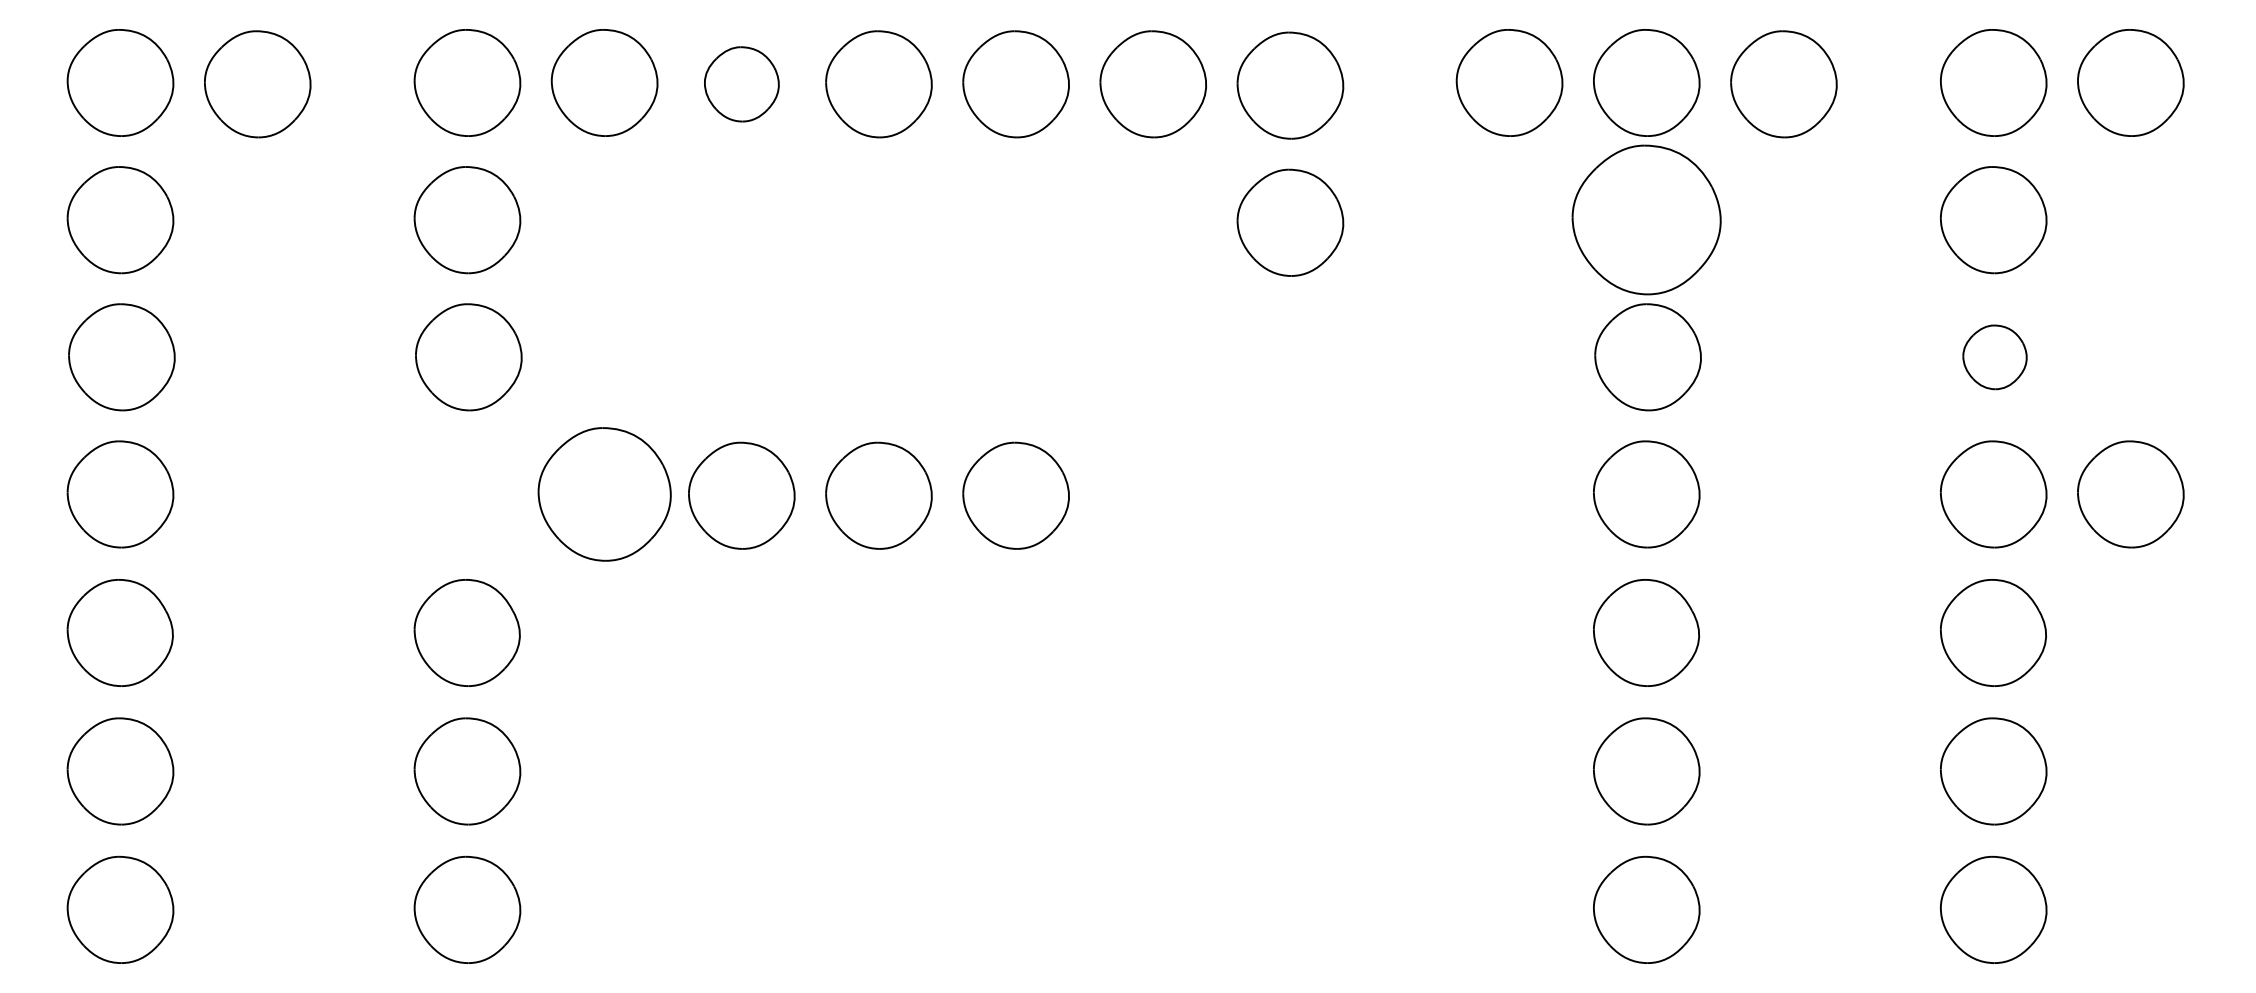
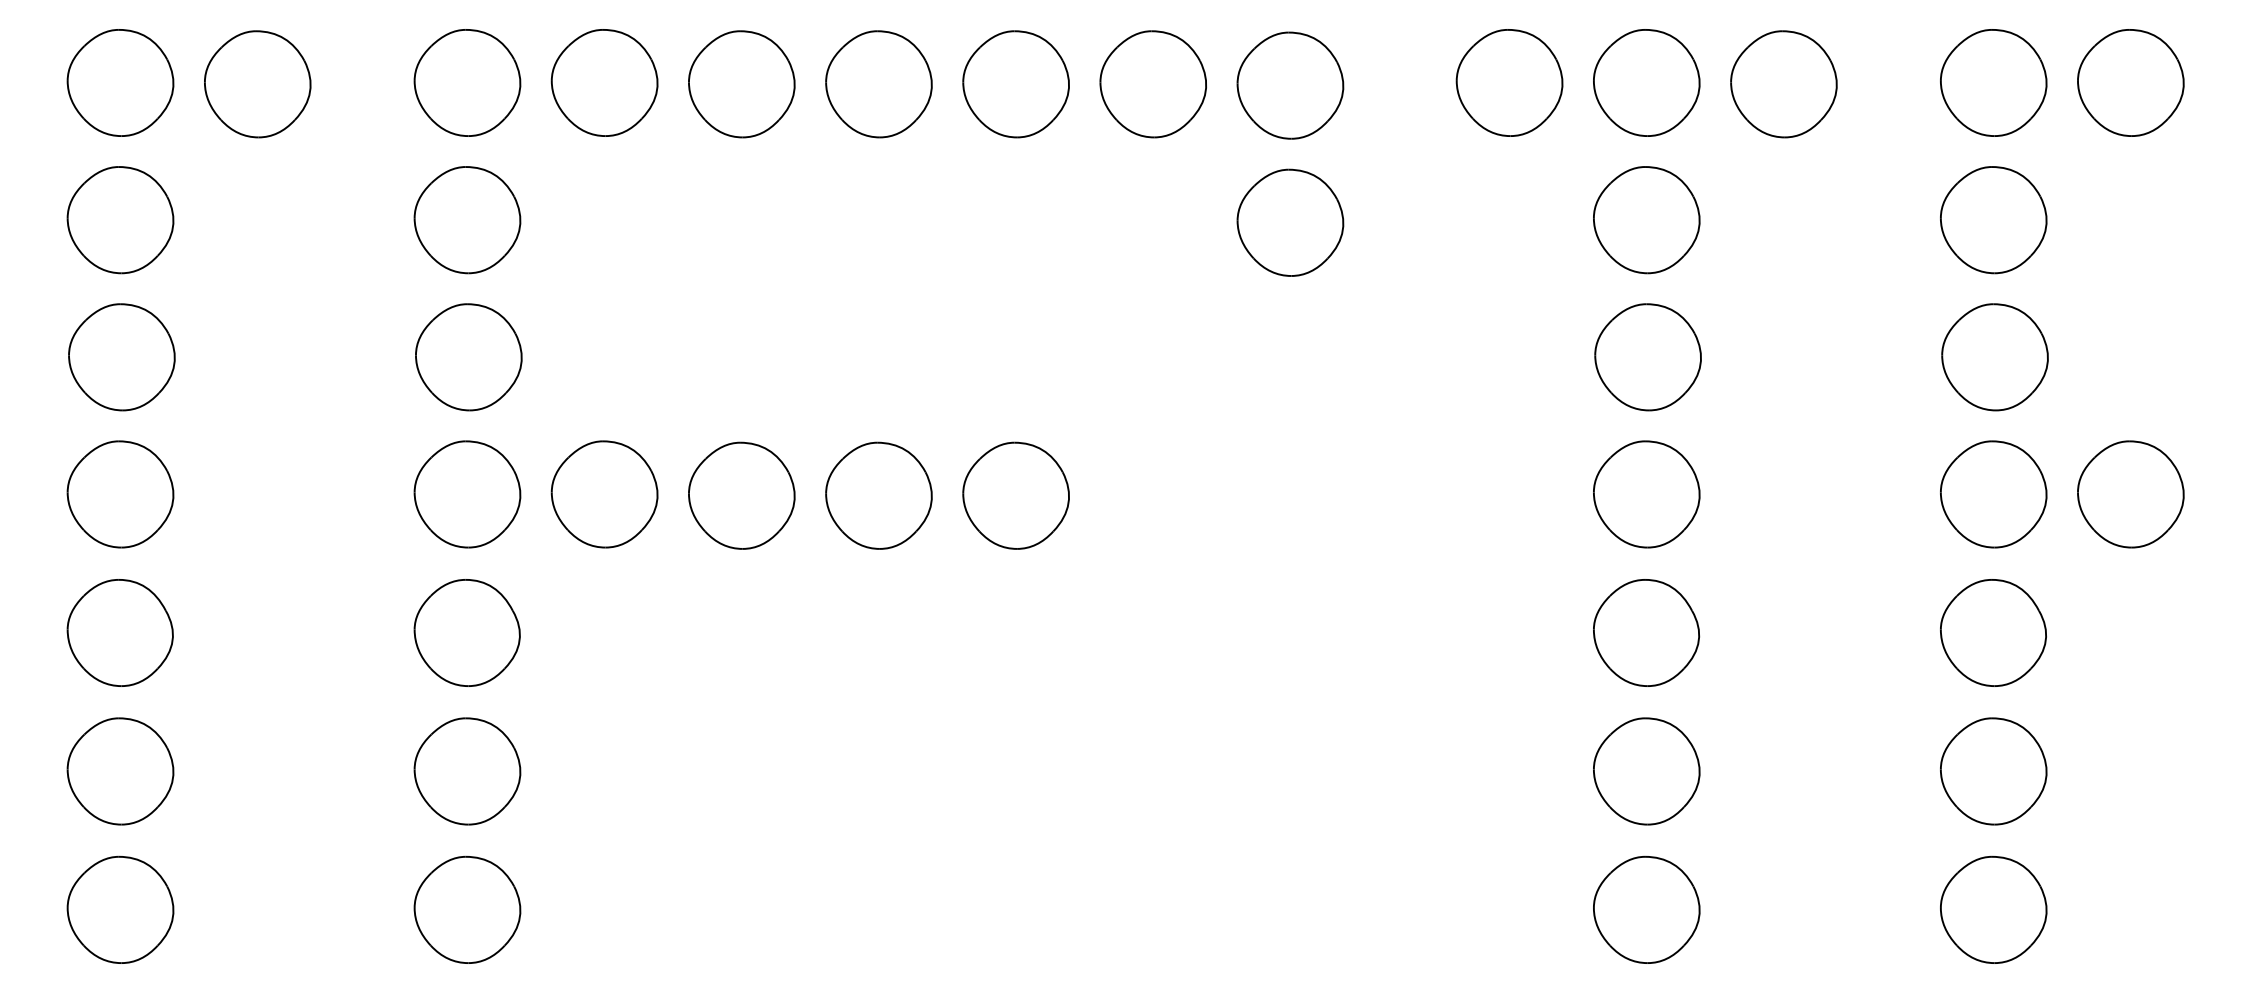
part size: 76x77 px -> 108x109 px (741, 84)
part size: 151x152 px -> 108x109 px (1646, 220)
part size: 66x67 px -> 108x109 px (1994, 357)
part: none -> present (467, 494)
part size: 135x135 px -> 109x109 px (604, 494)
